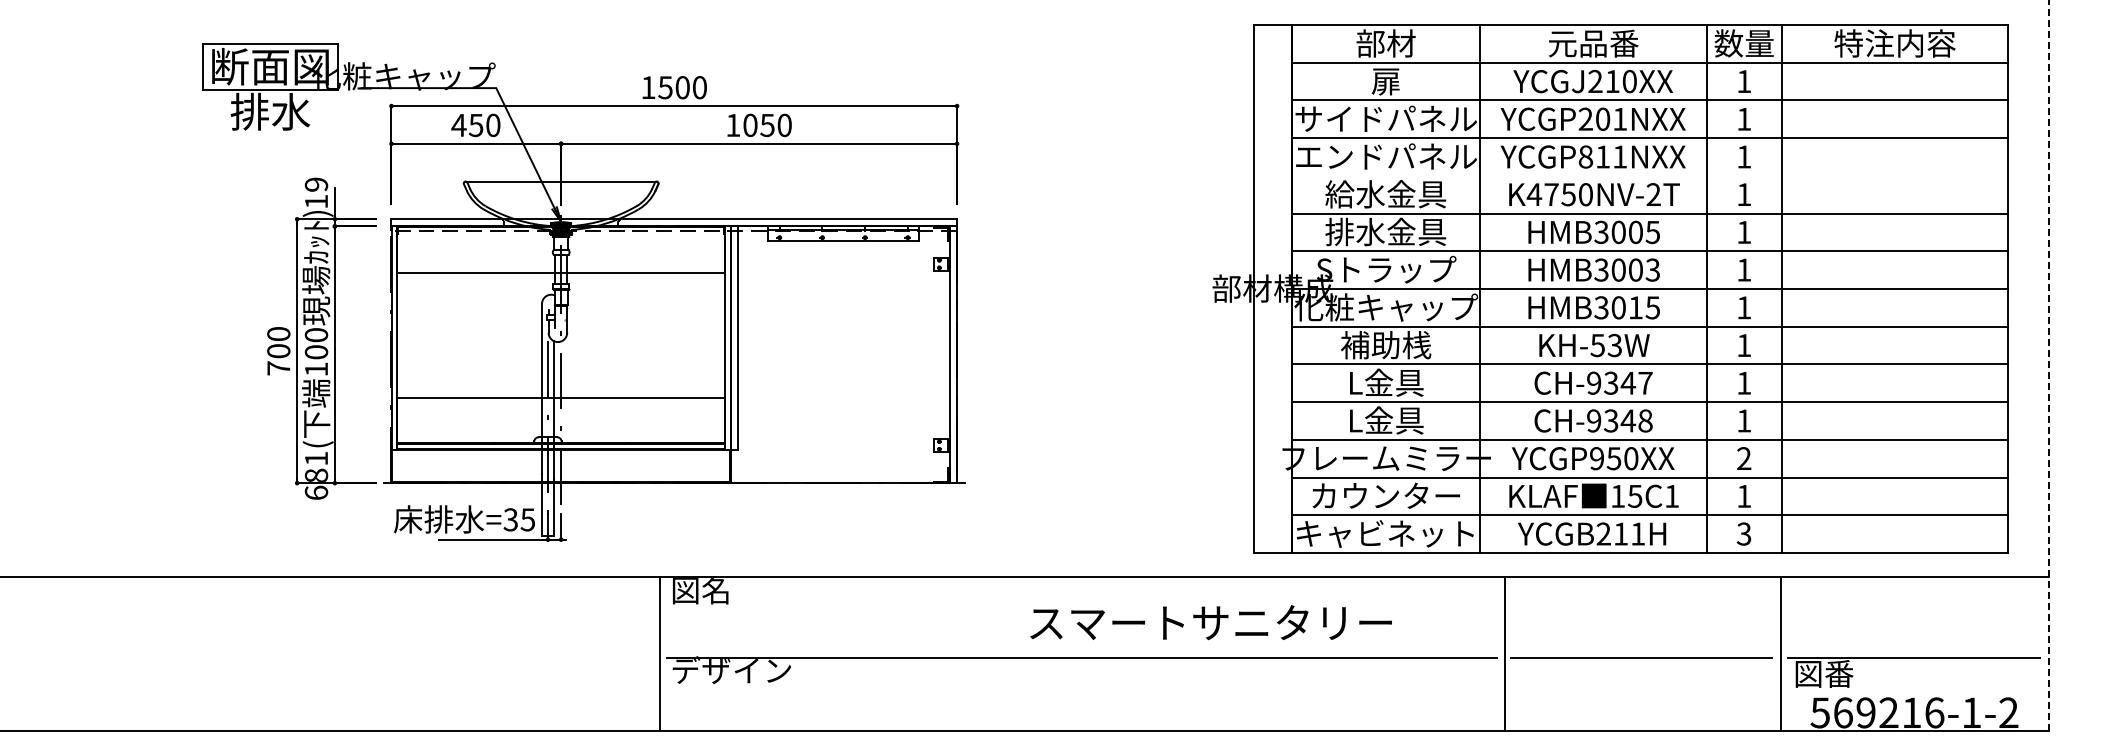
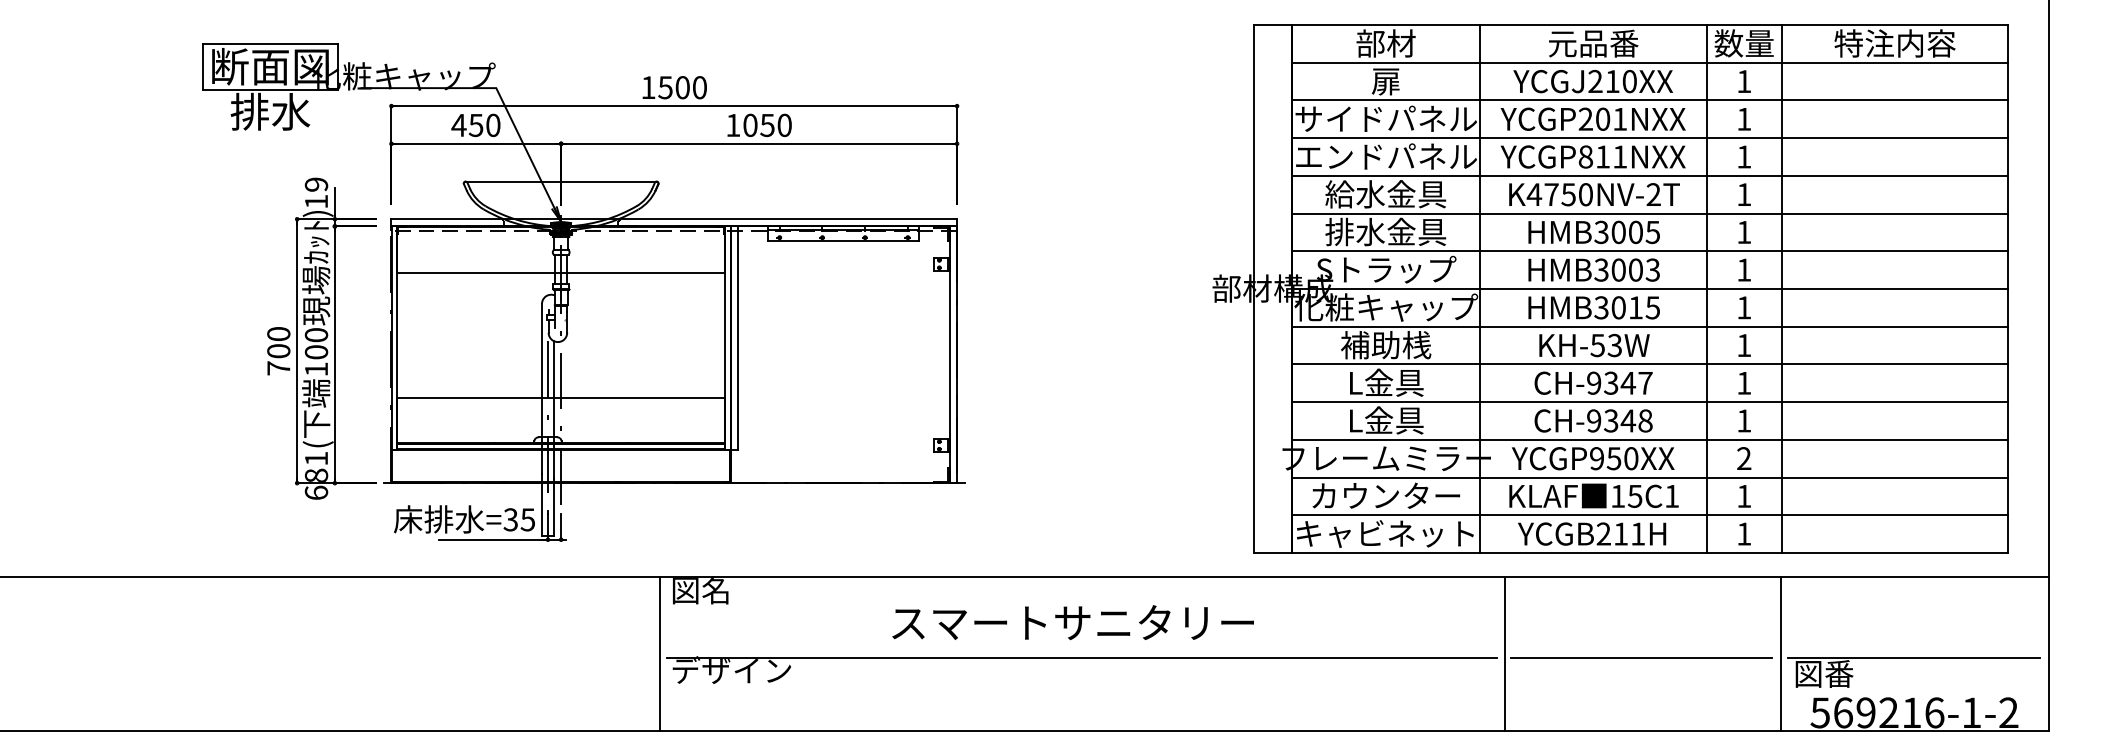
line: none -> present (1649, 175)
line: dashed -> solid (2048, 365)
text: 3 -> 1 (1743, 533)
text position: (1210, 622) -> (1072, 622) (1072, 622)
